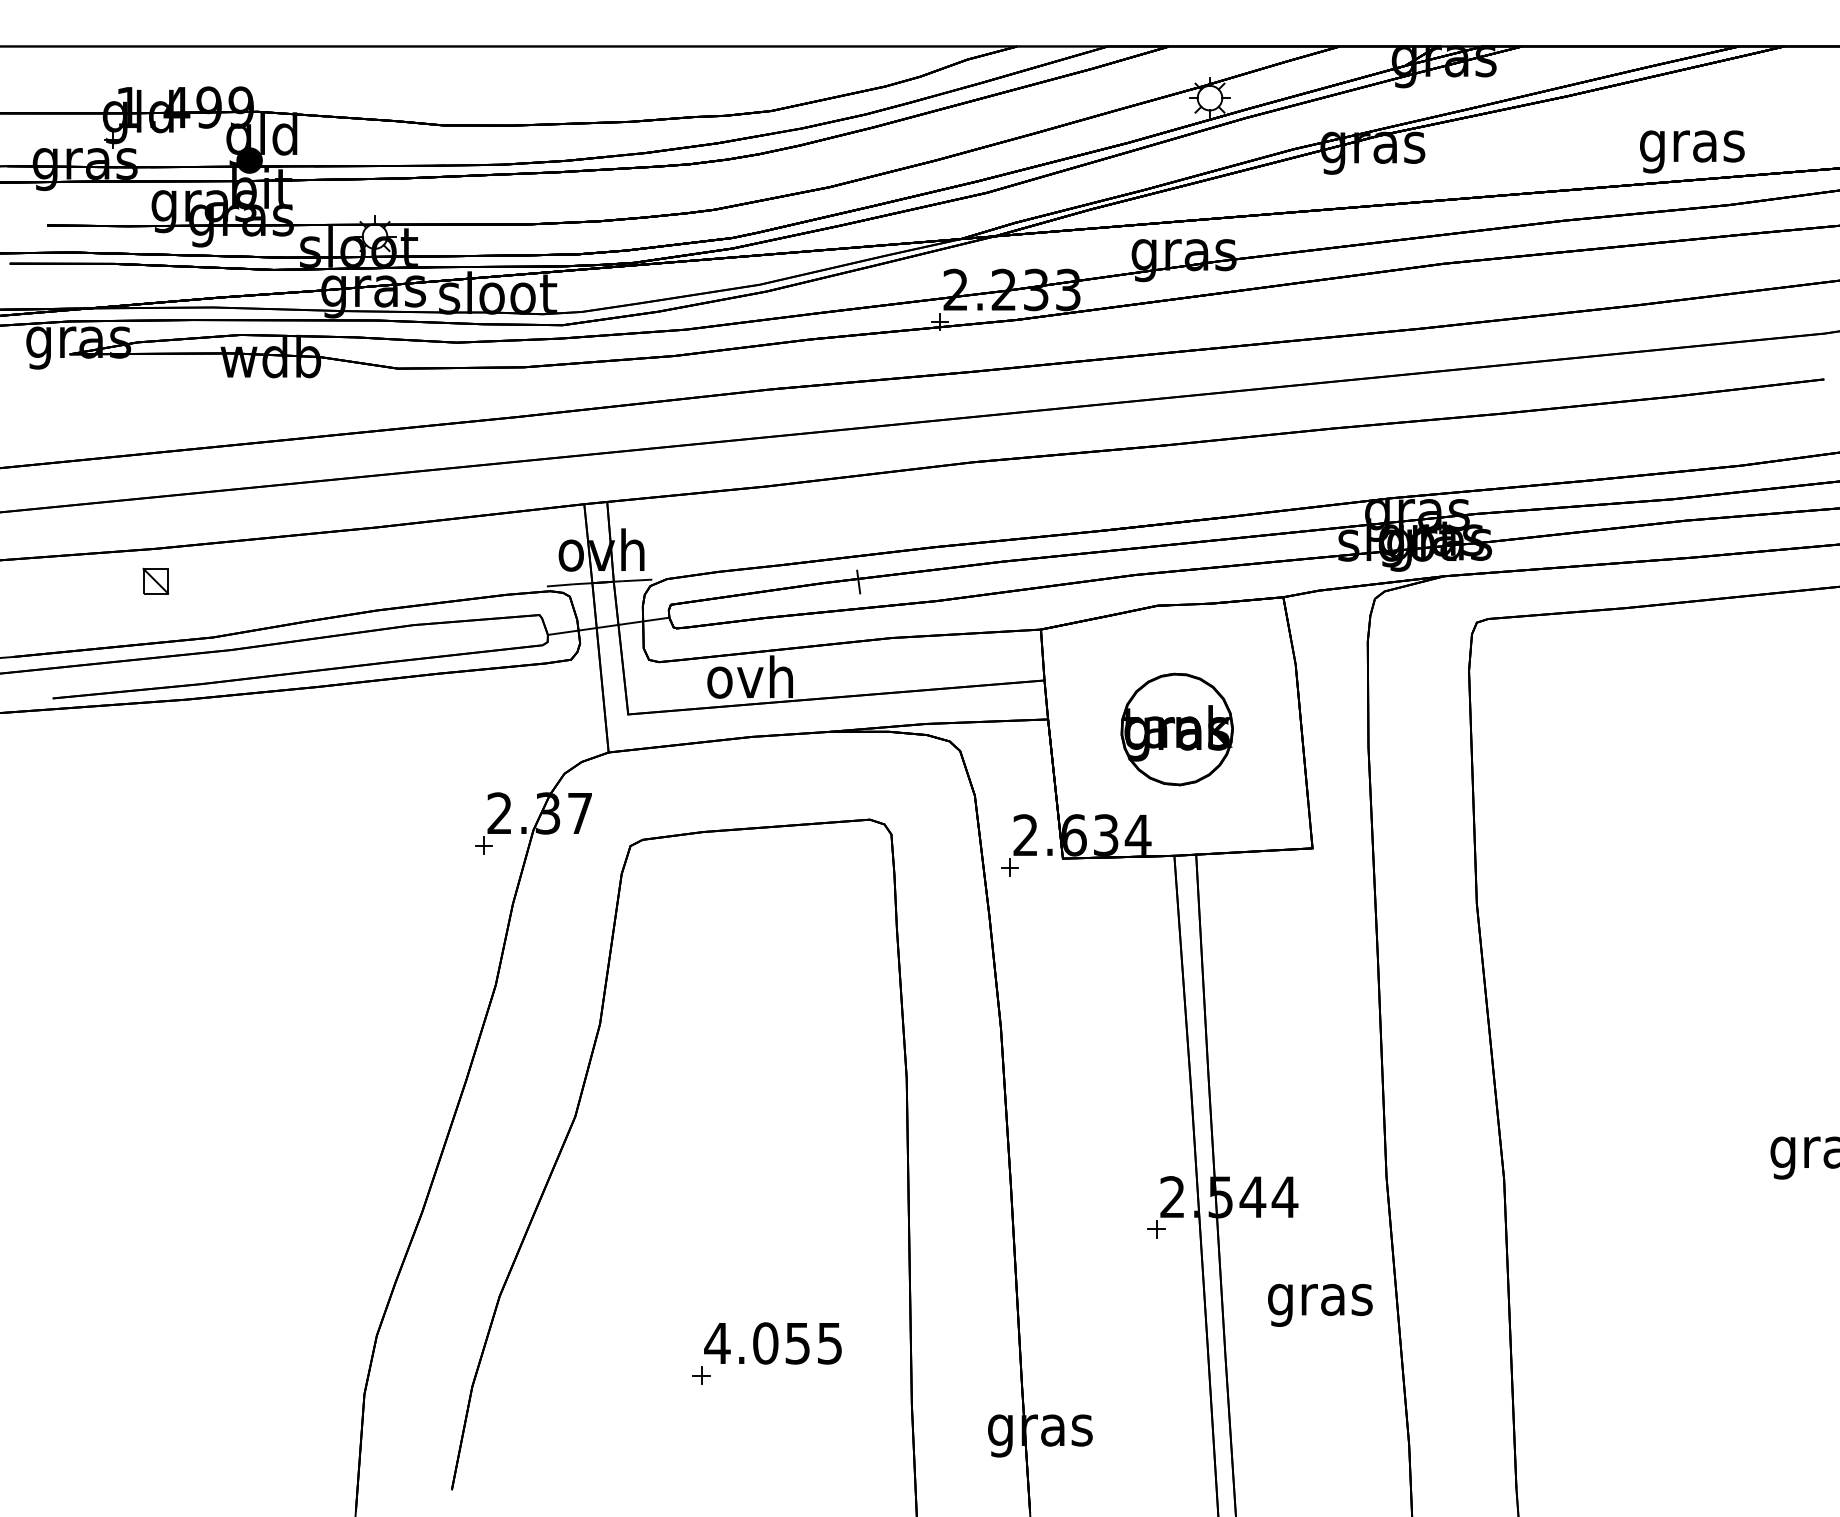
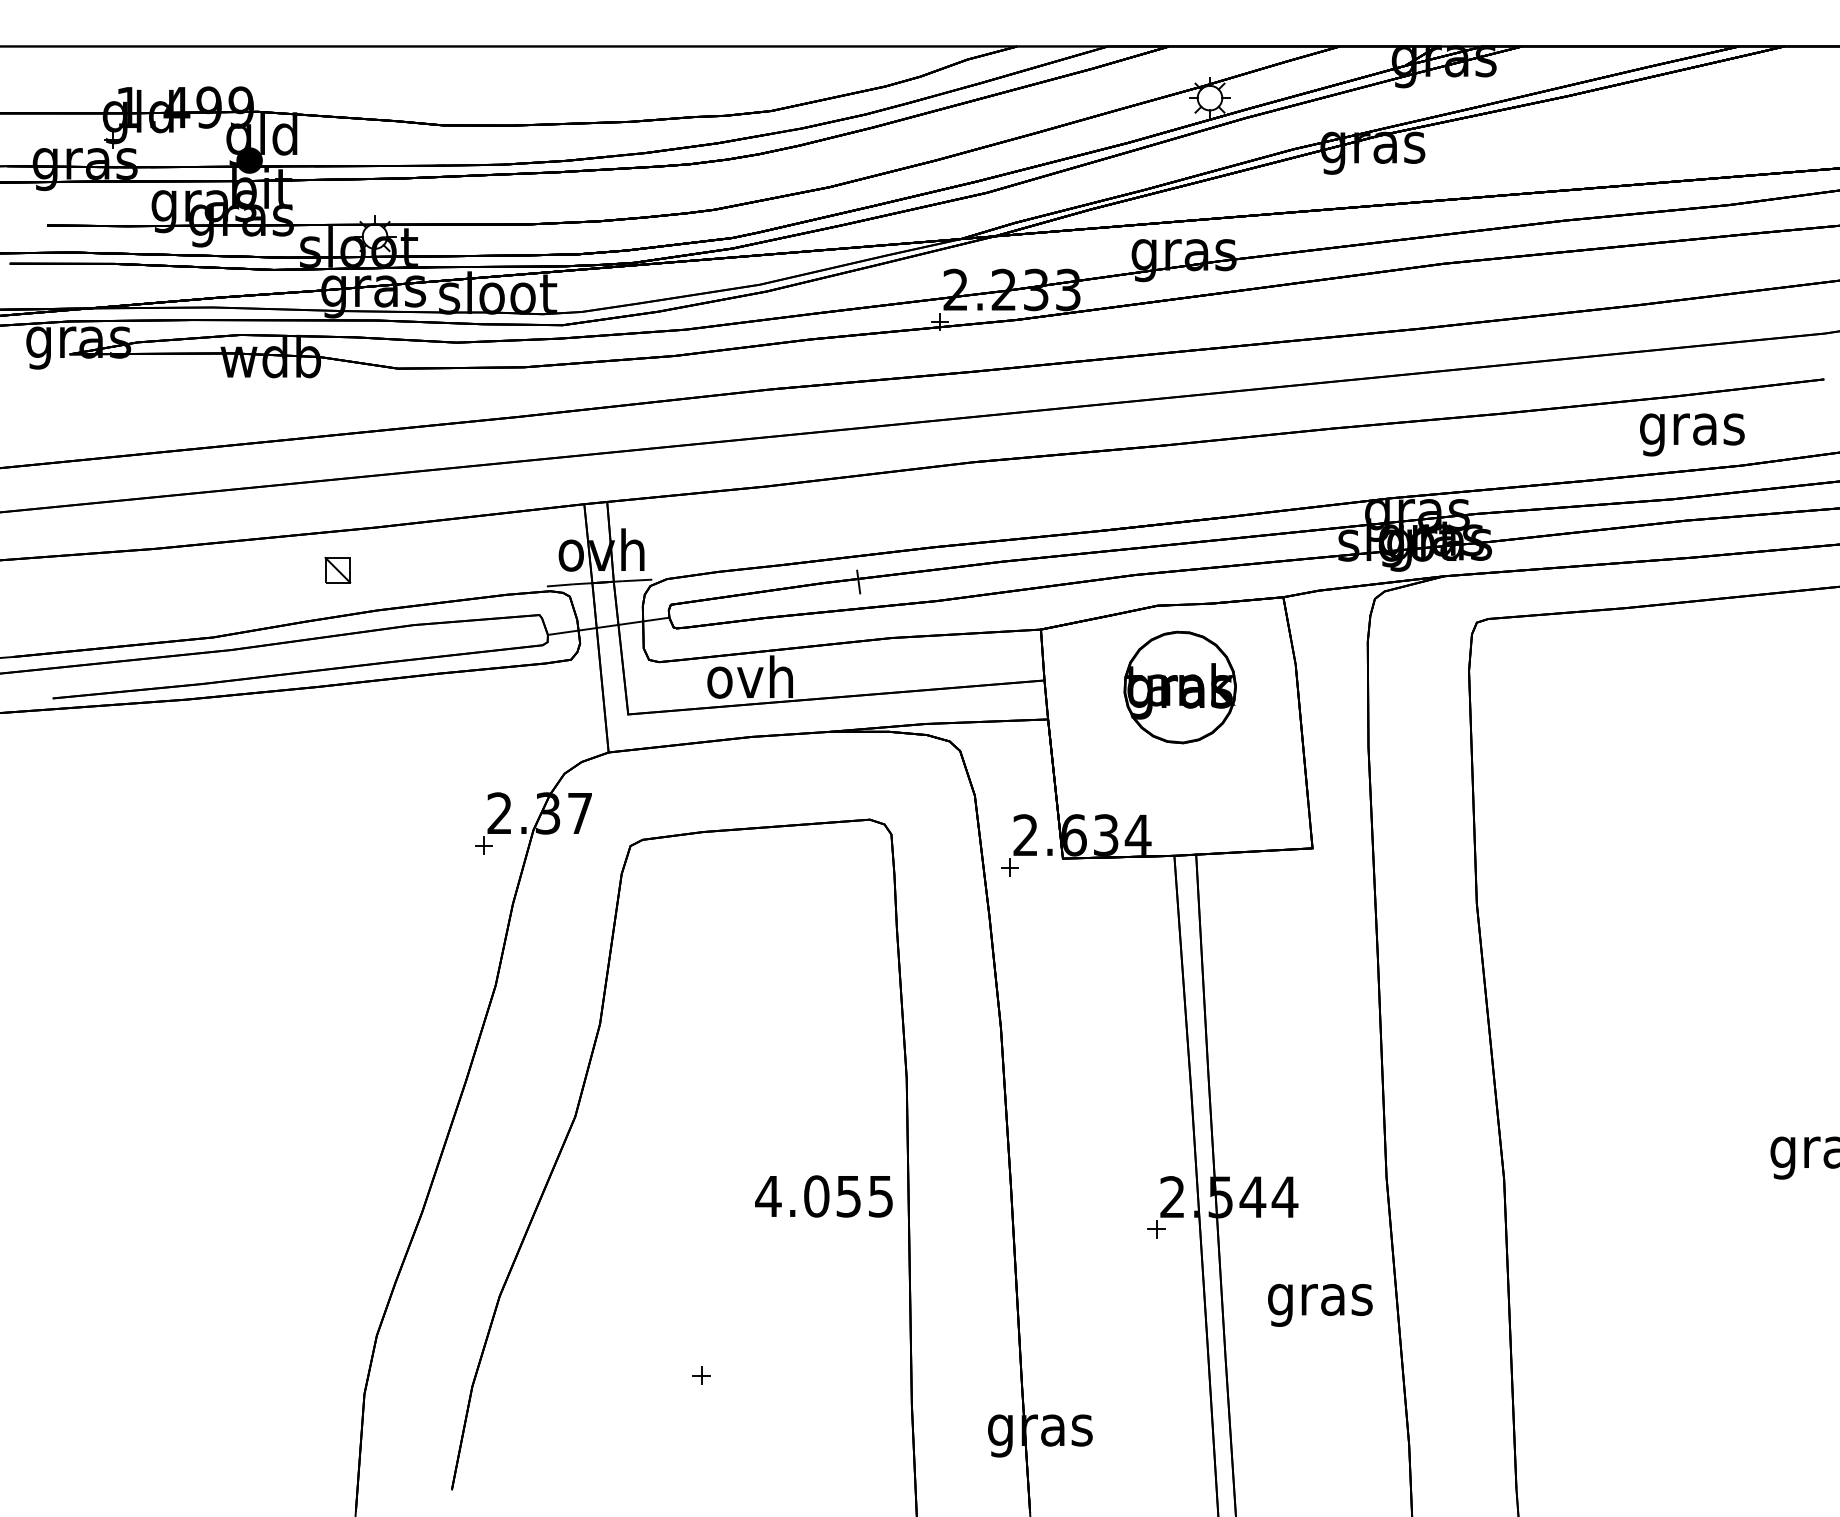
text position: (1692, 151) -> (1692, 434) (1692, 434)
part position: (155, 580) -> (337, 569) (337, 569)
part position: (1176, 729) -> (1179, 687) (1179, 687)
text position: (772, 1343) -> (823, 1196) (823, 1196)
